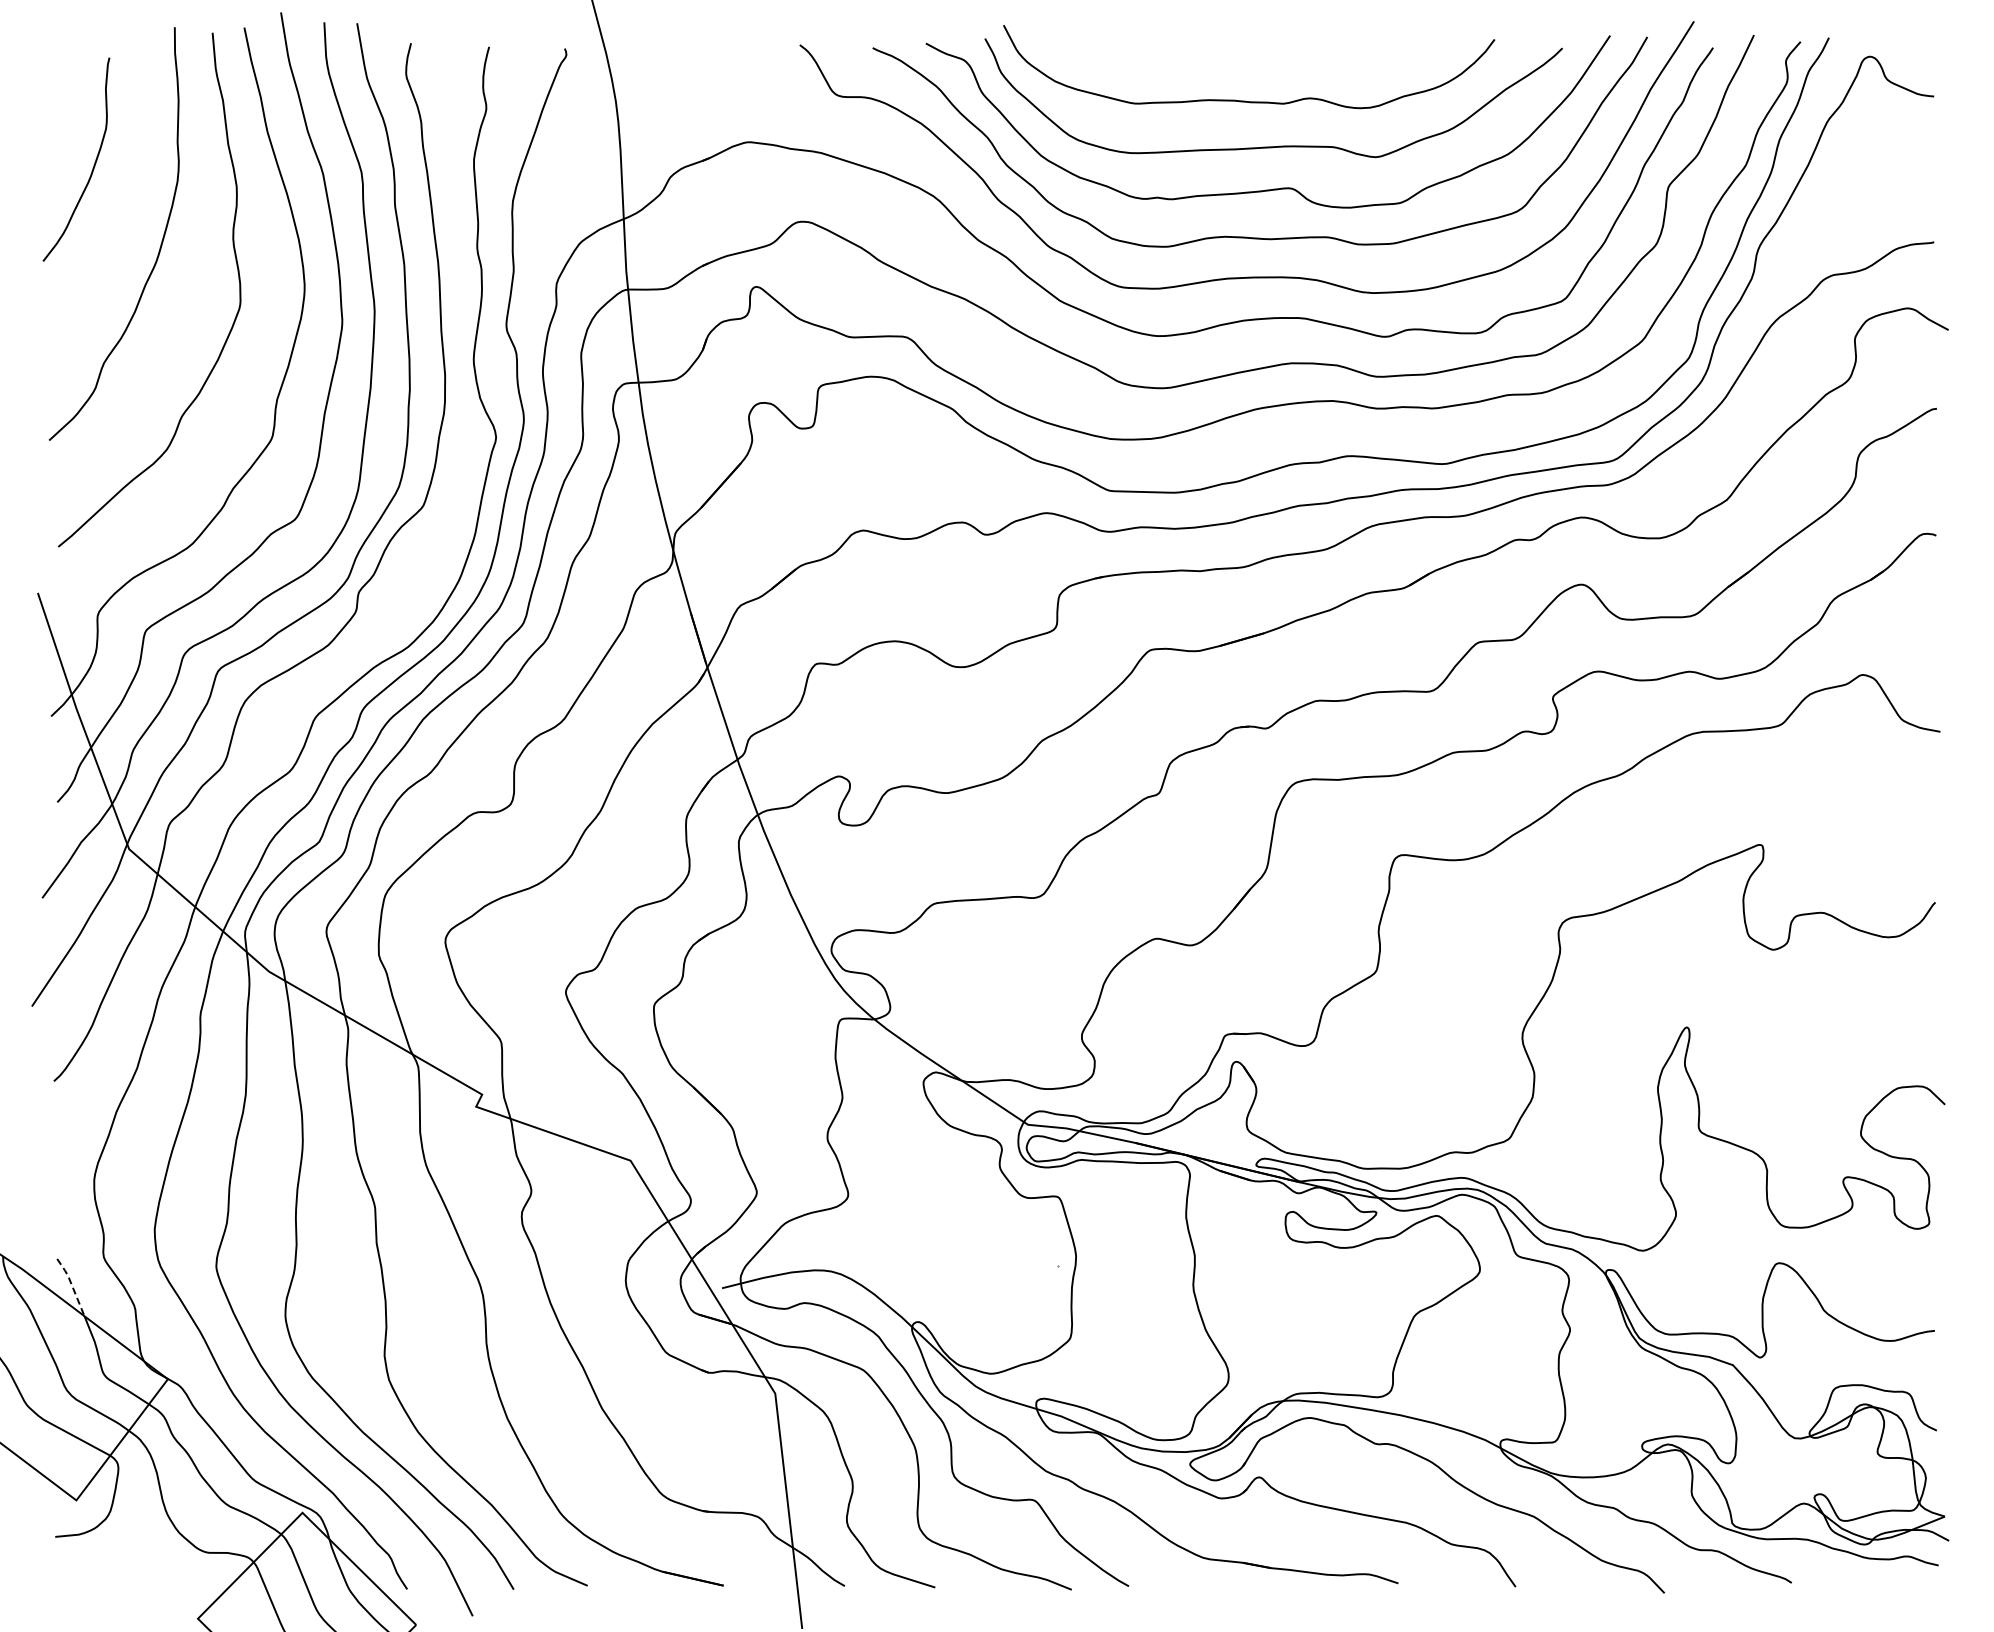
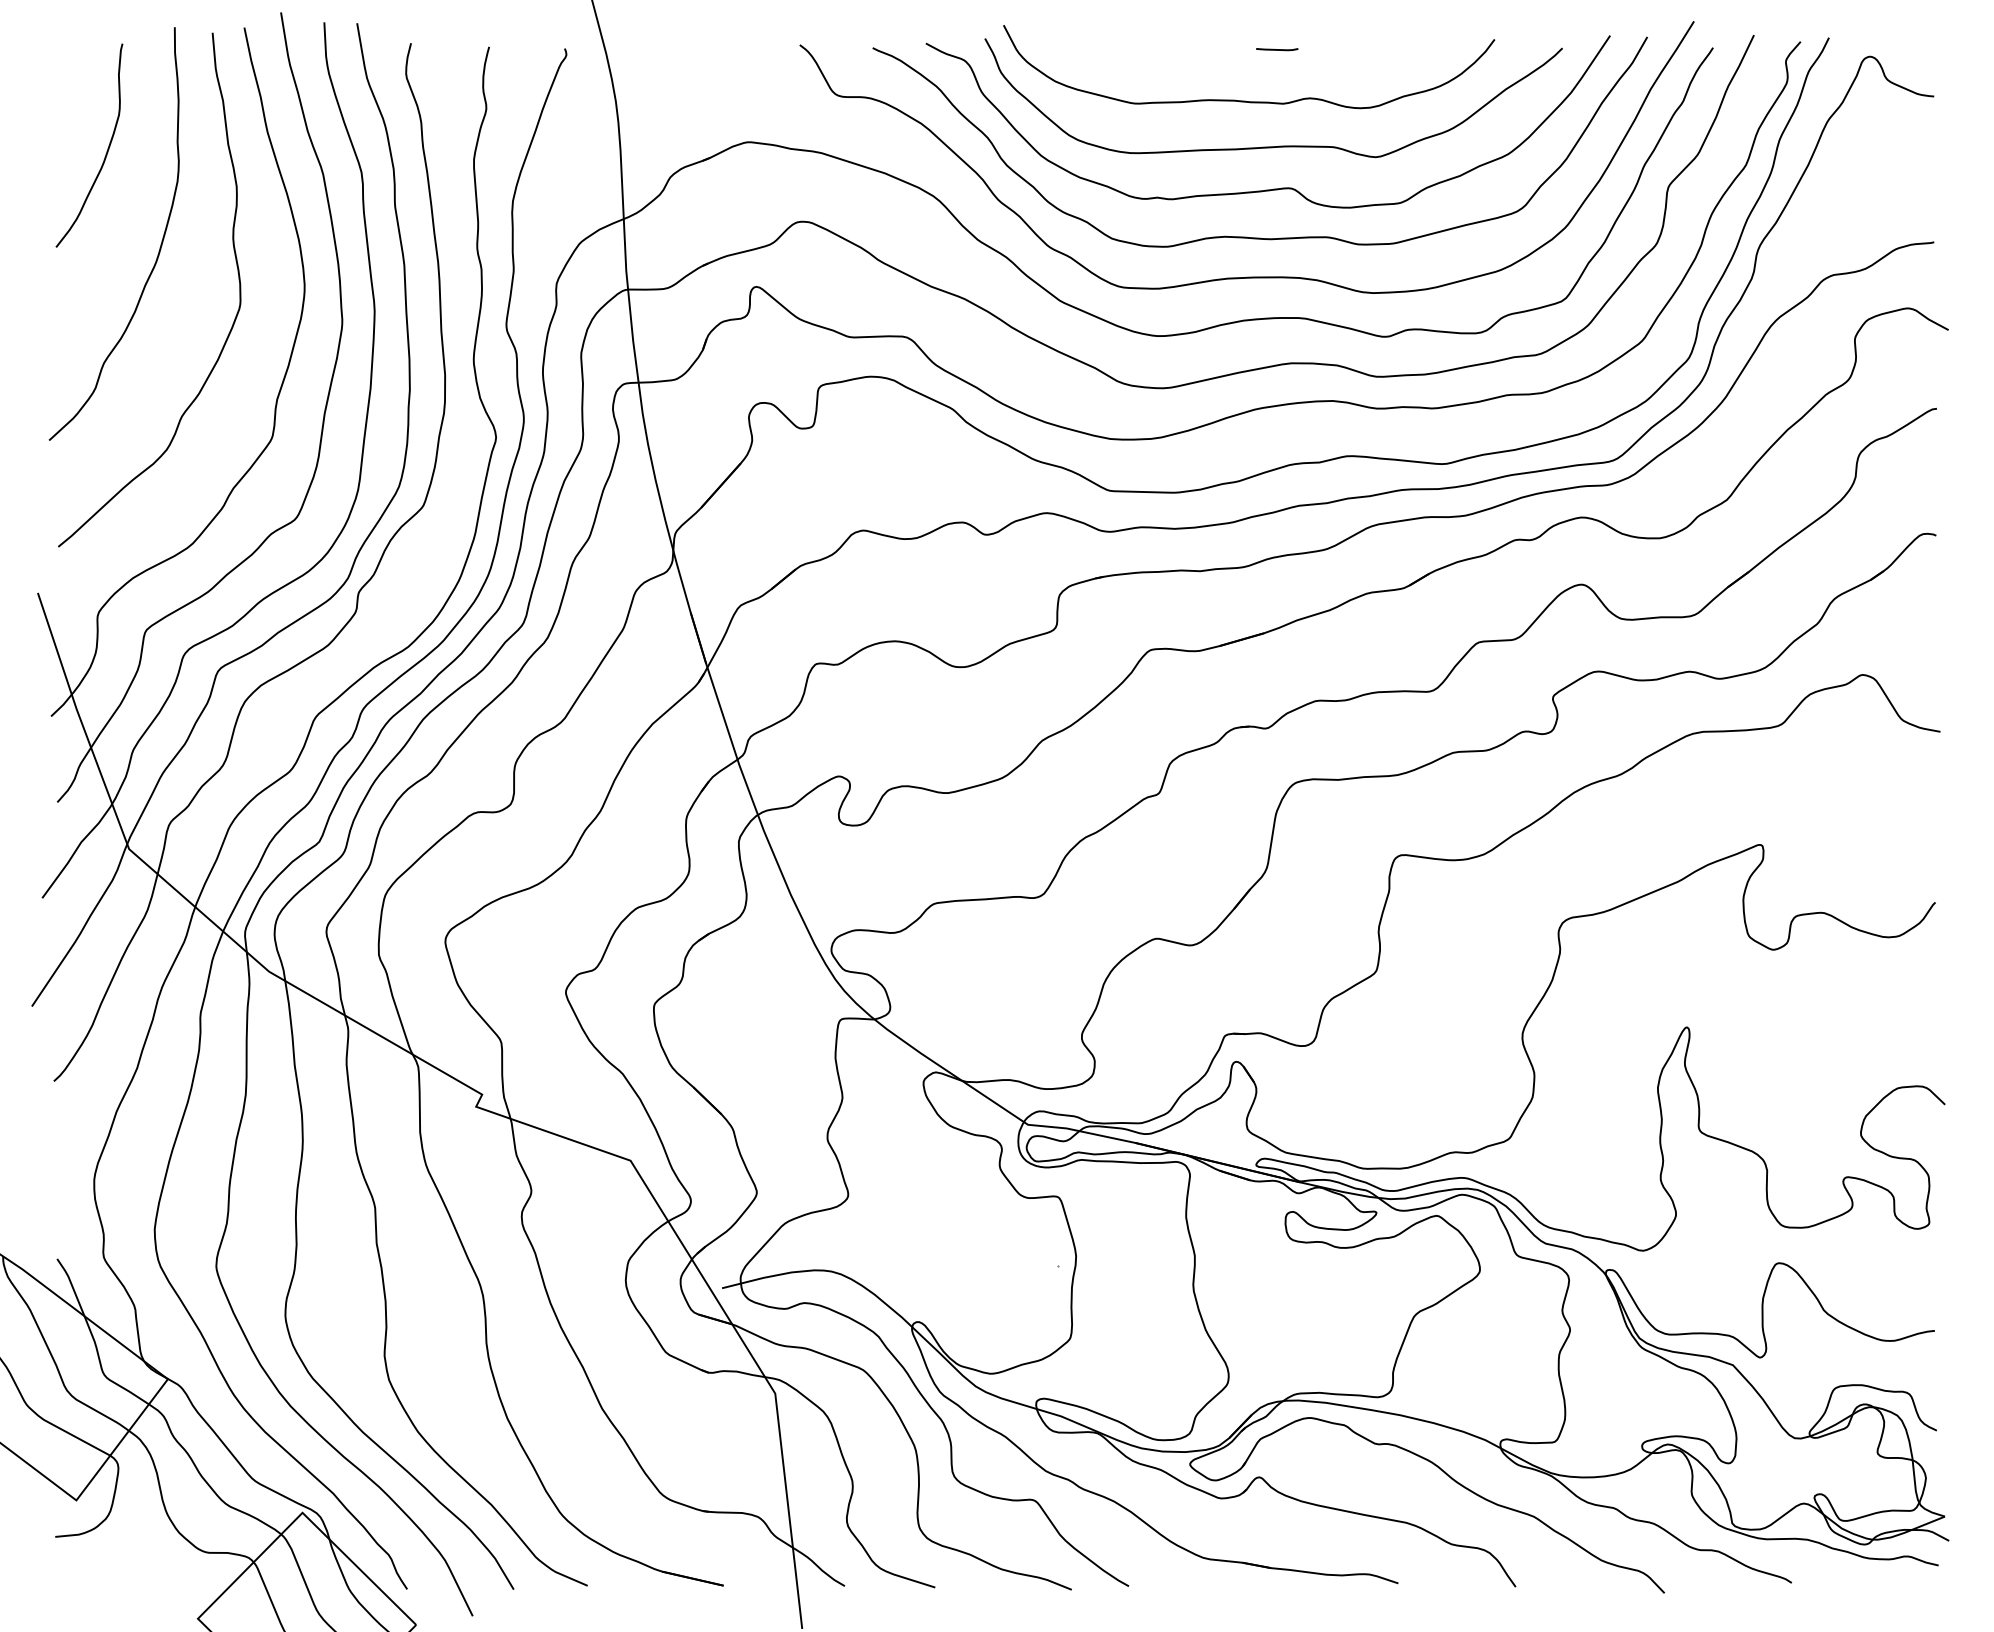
line: none -> present (1277, 49)
curve position: (93, 165) -> (106, 151) (106, 151)
line: dashed -> solid (72, 1285)
